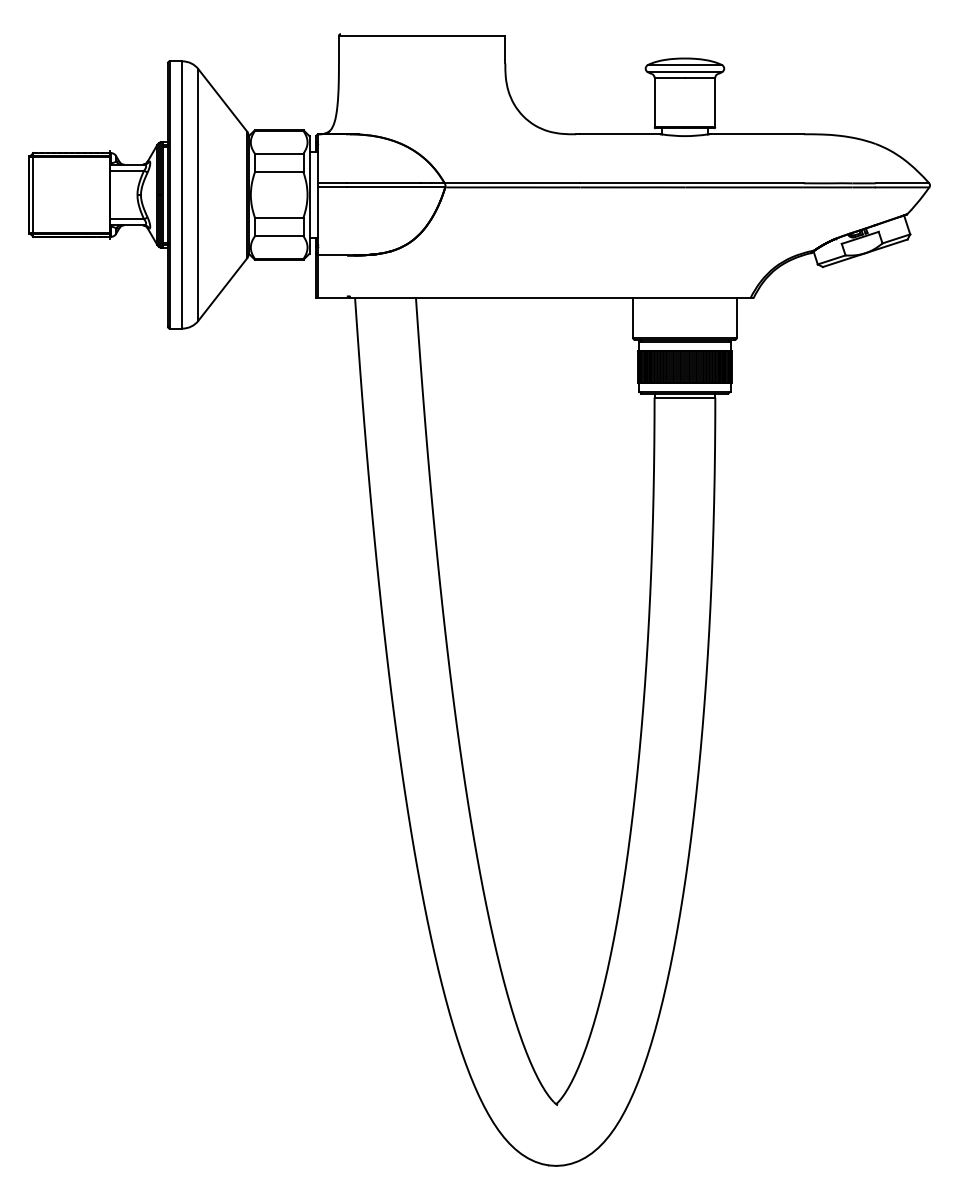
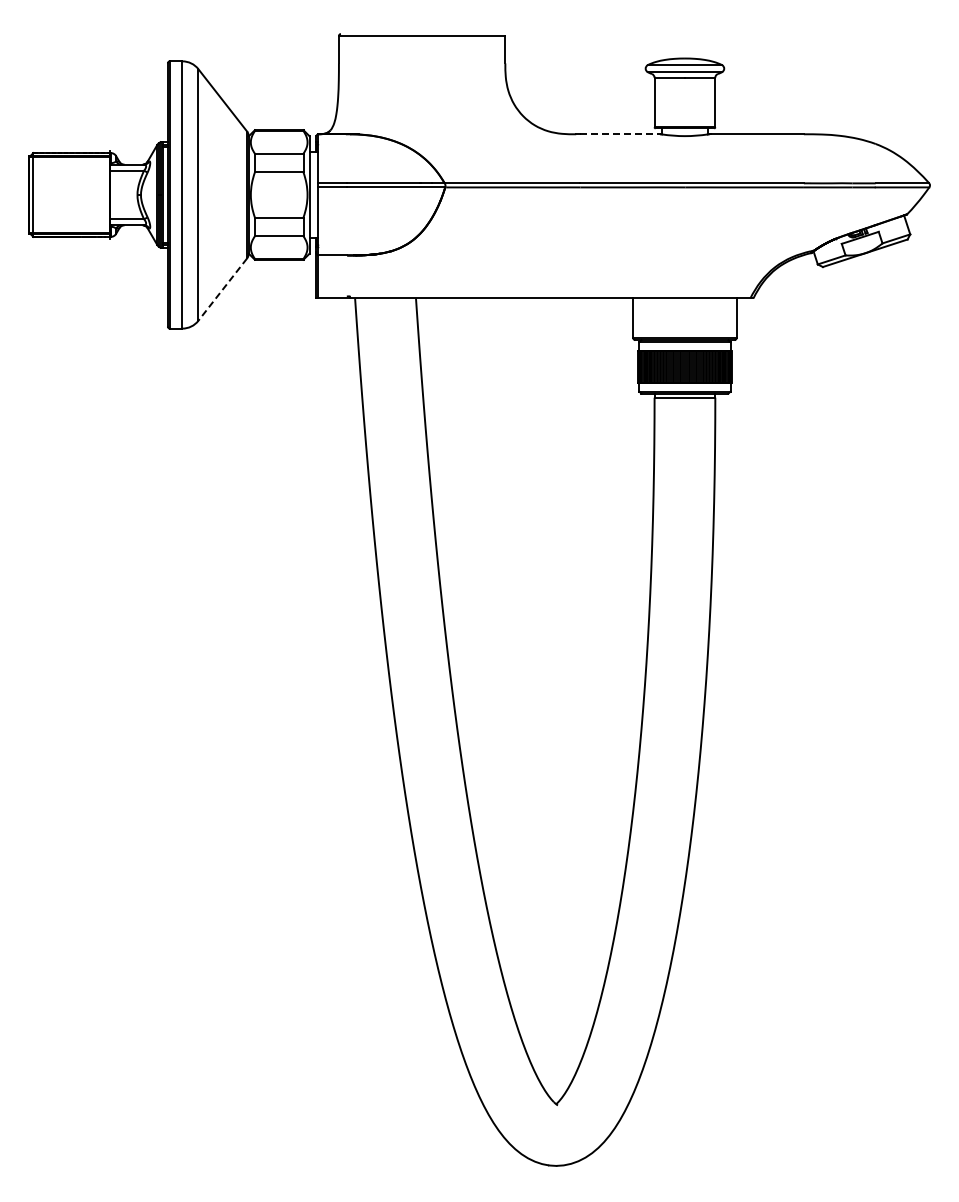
line: solid -> dashed (621, 134)
line: solid -> dashed (222, 289)
